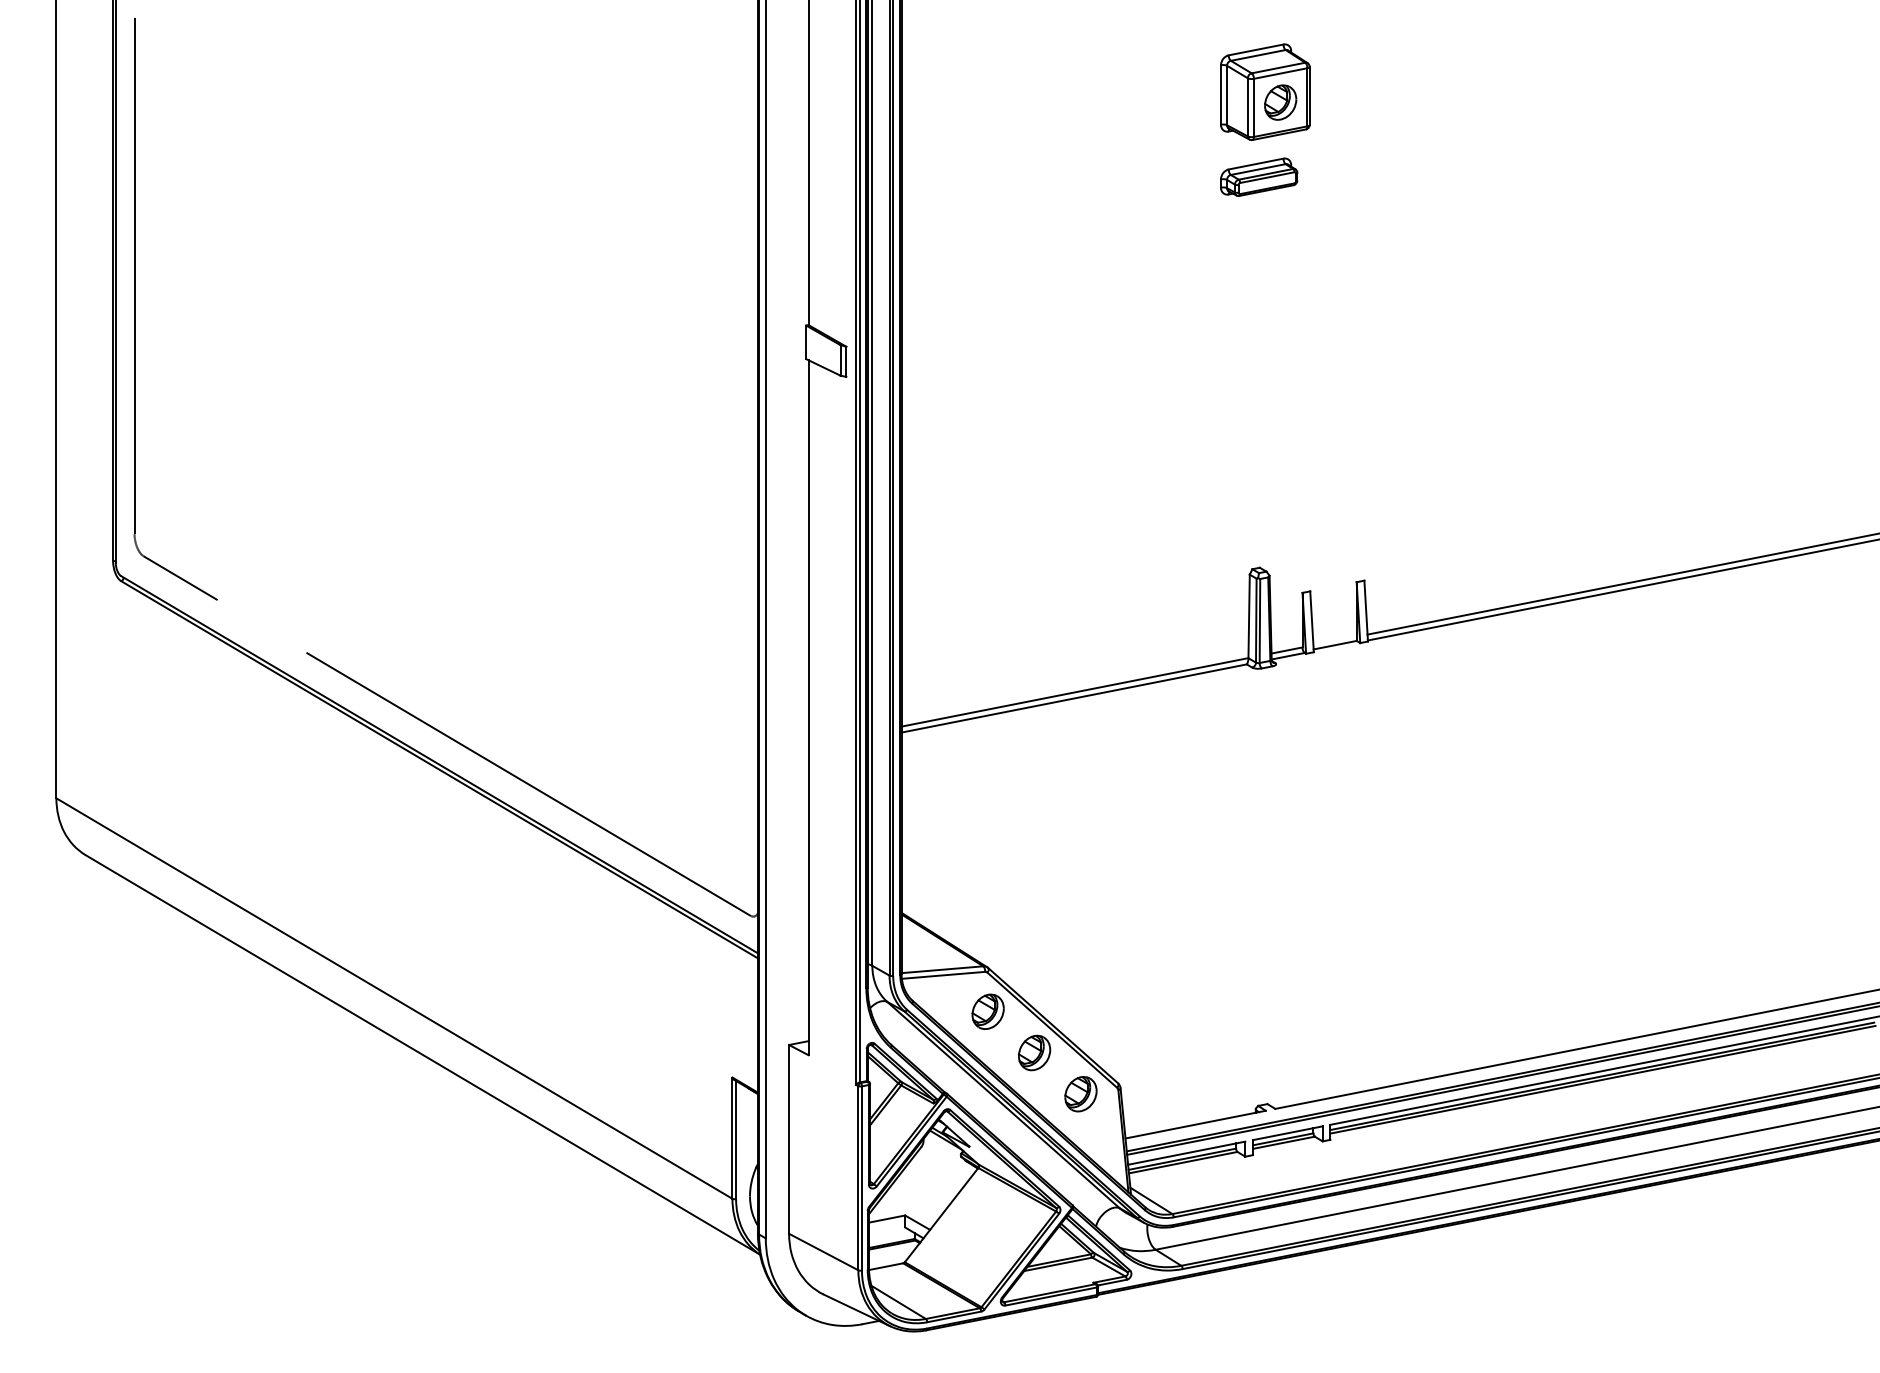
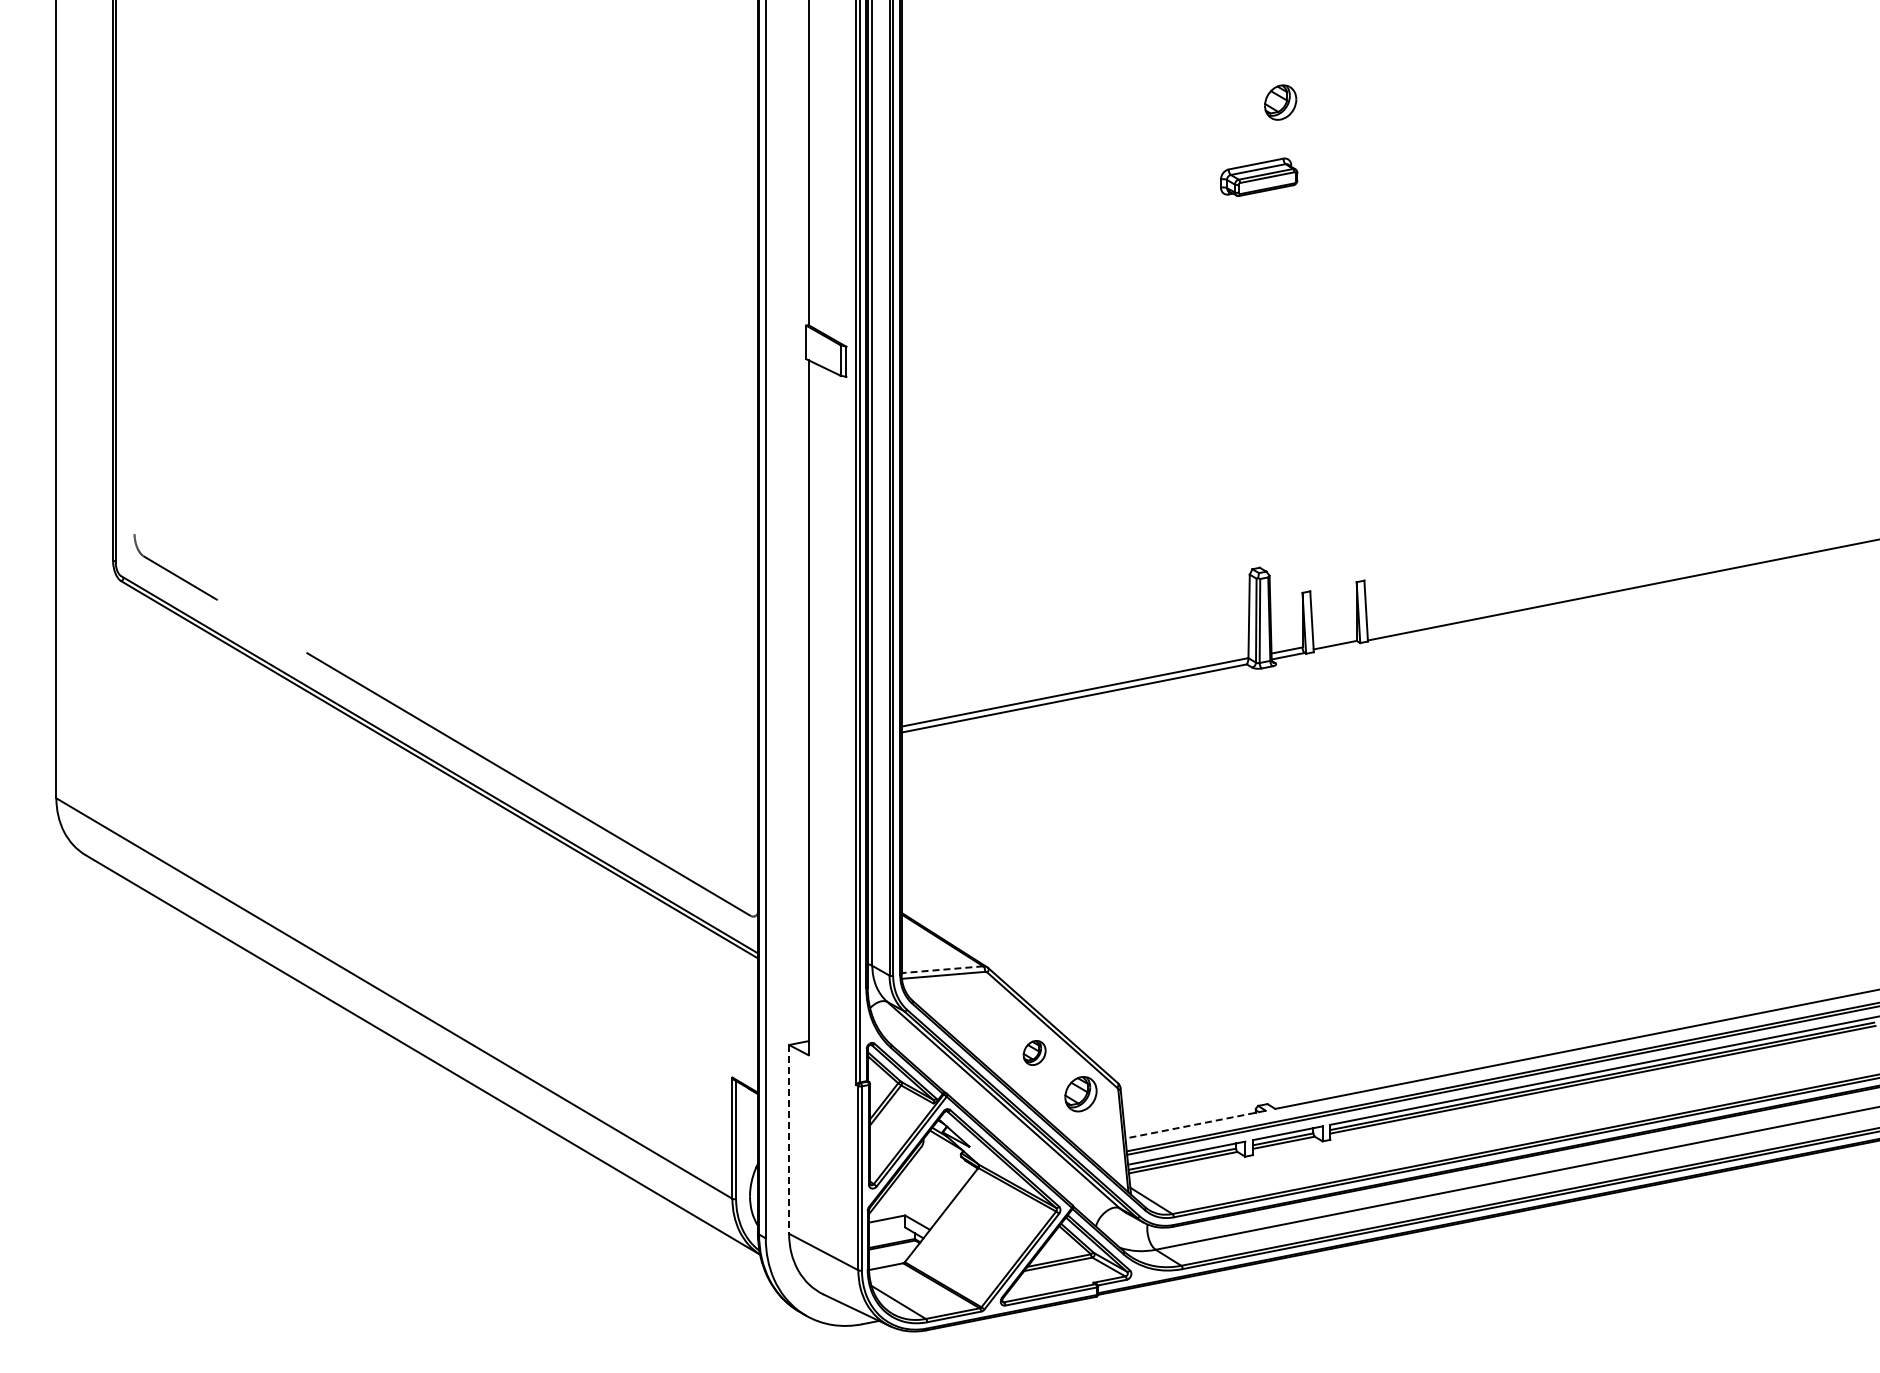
part: present -> none (1265, 91)
line: present -> none (134, 268)
line: present -> none (1621, 584)
line: solid -> dashed (941, 969)
part: present -> none (987, 1011)
part size: 34x38 px -> 25x26 px (1034, 1052)
line: solid -> dashed (1195, 1124)
line: solid -> dashed (789, 1139)
